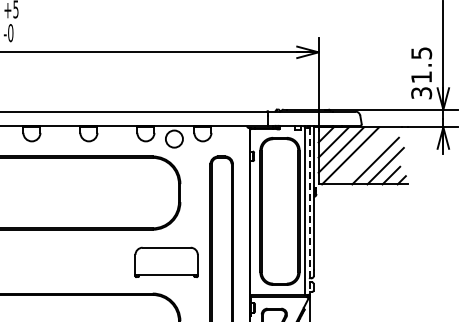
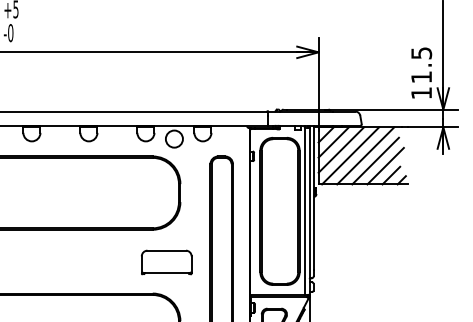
text: 31.5 -> 11.5 (421, 93)
line: none -> present (365, 155)
line: dashed -> solid (309, 211)
part size: 65x32 px -> 52x27 px (166, 262)
